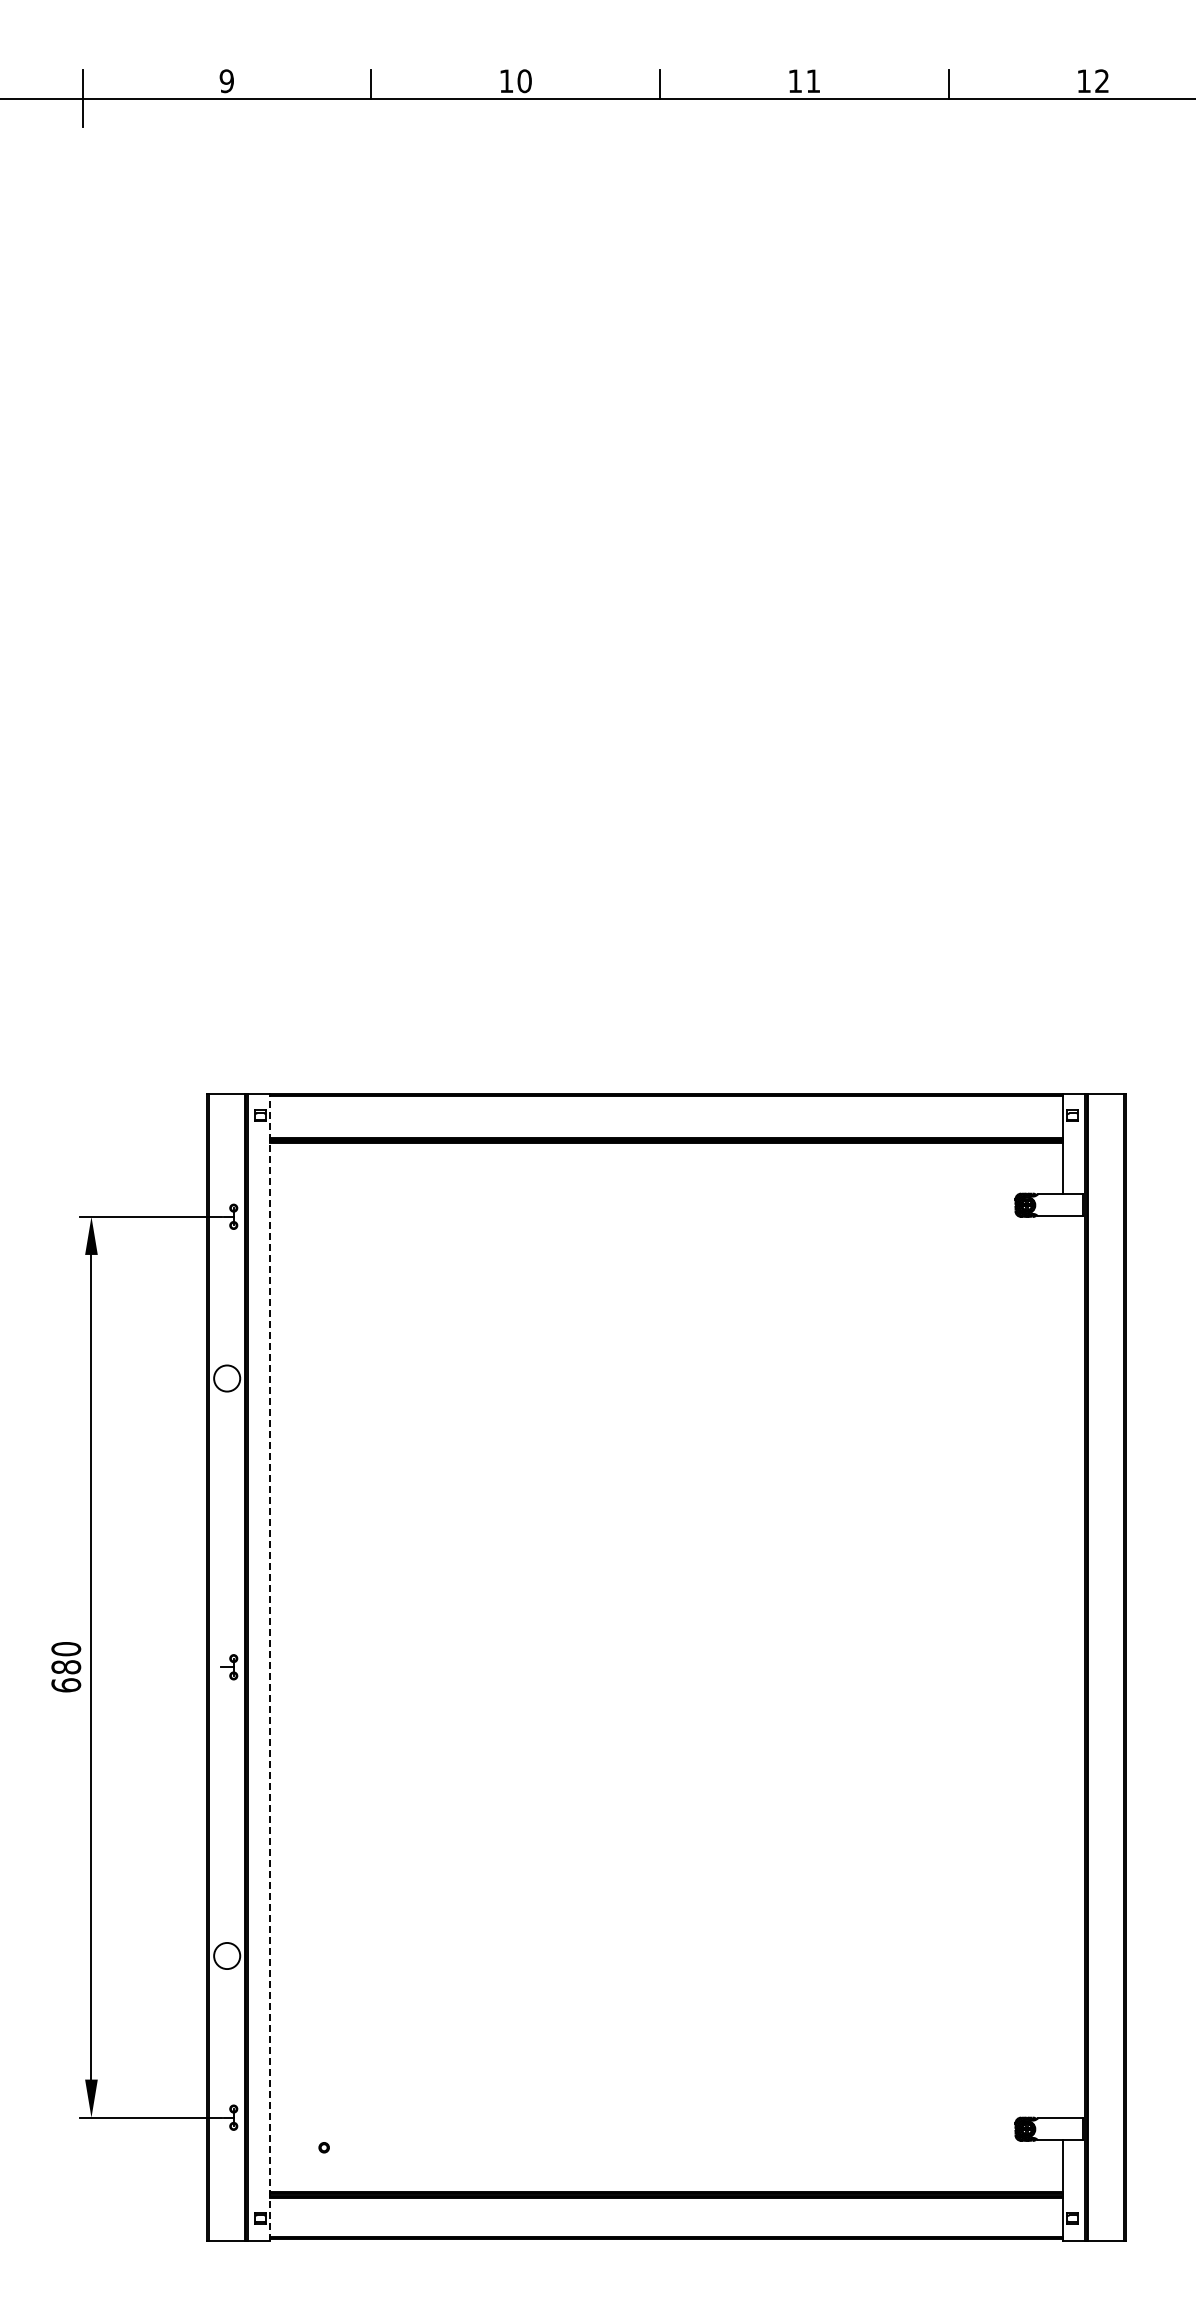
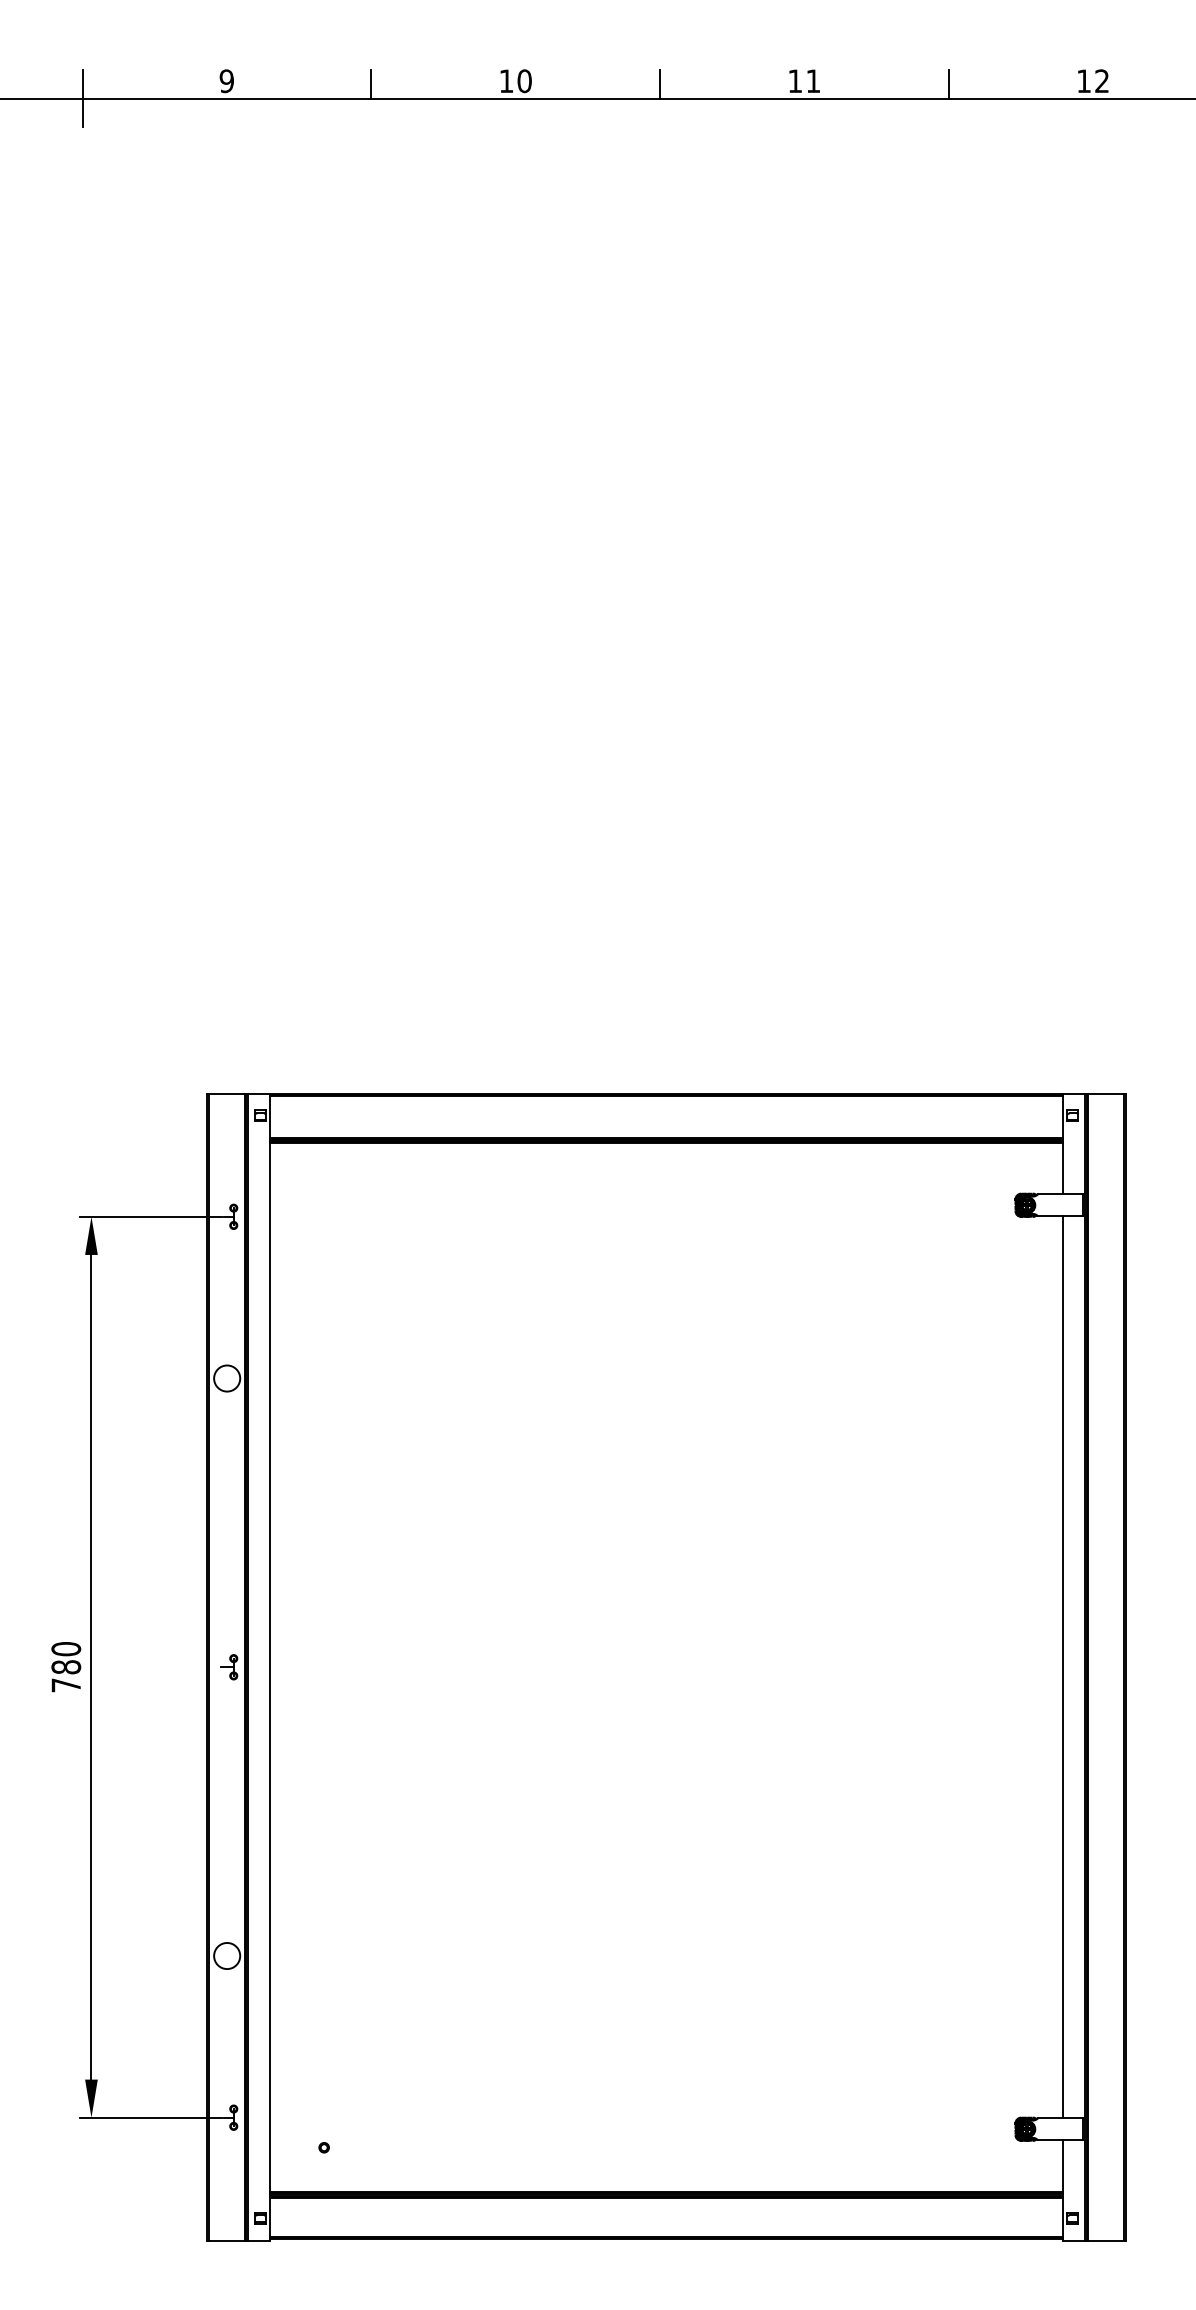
line: dashed -> solid (270, 1666)
line: none -> present (1062, 1667)
text: 680 -> 780 (66, 1685)
